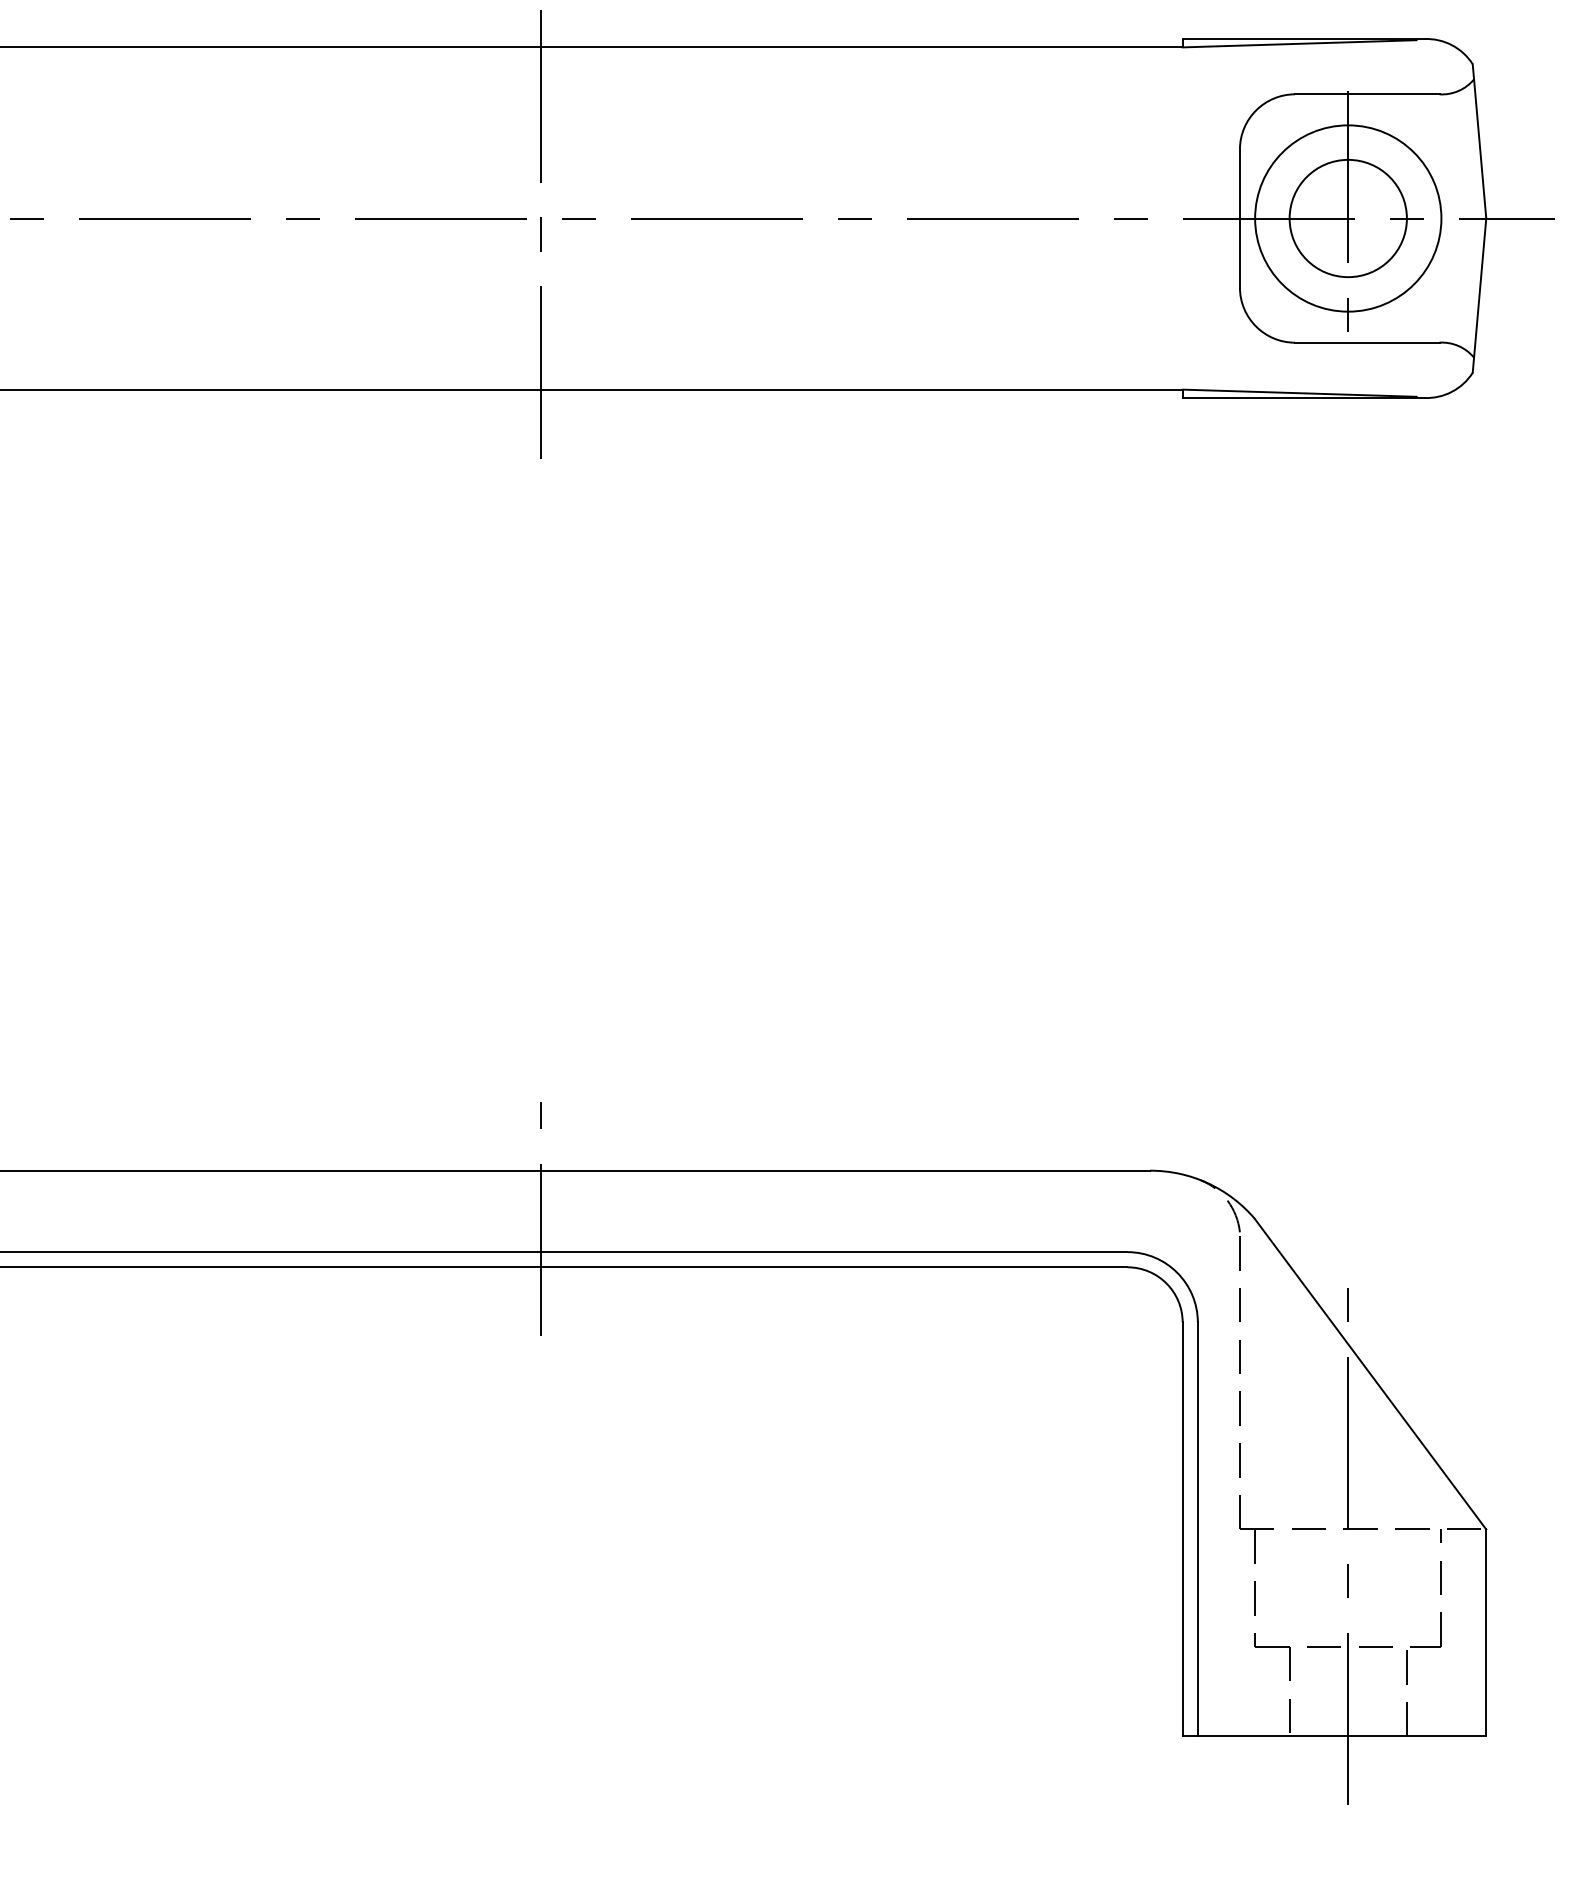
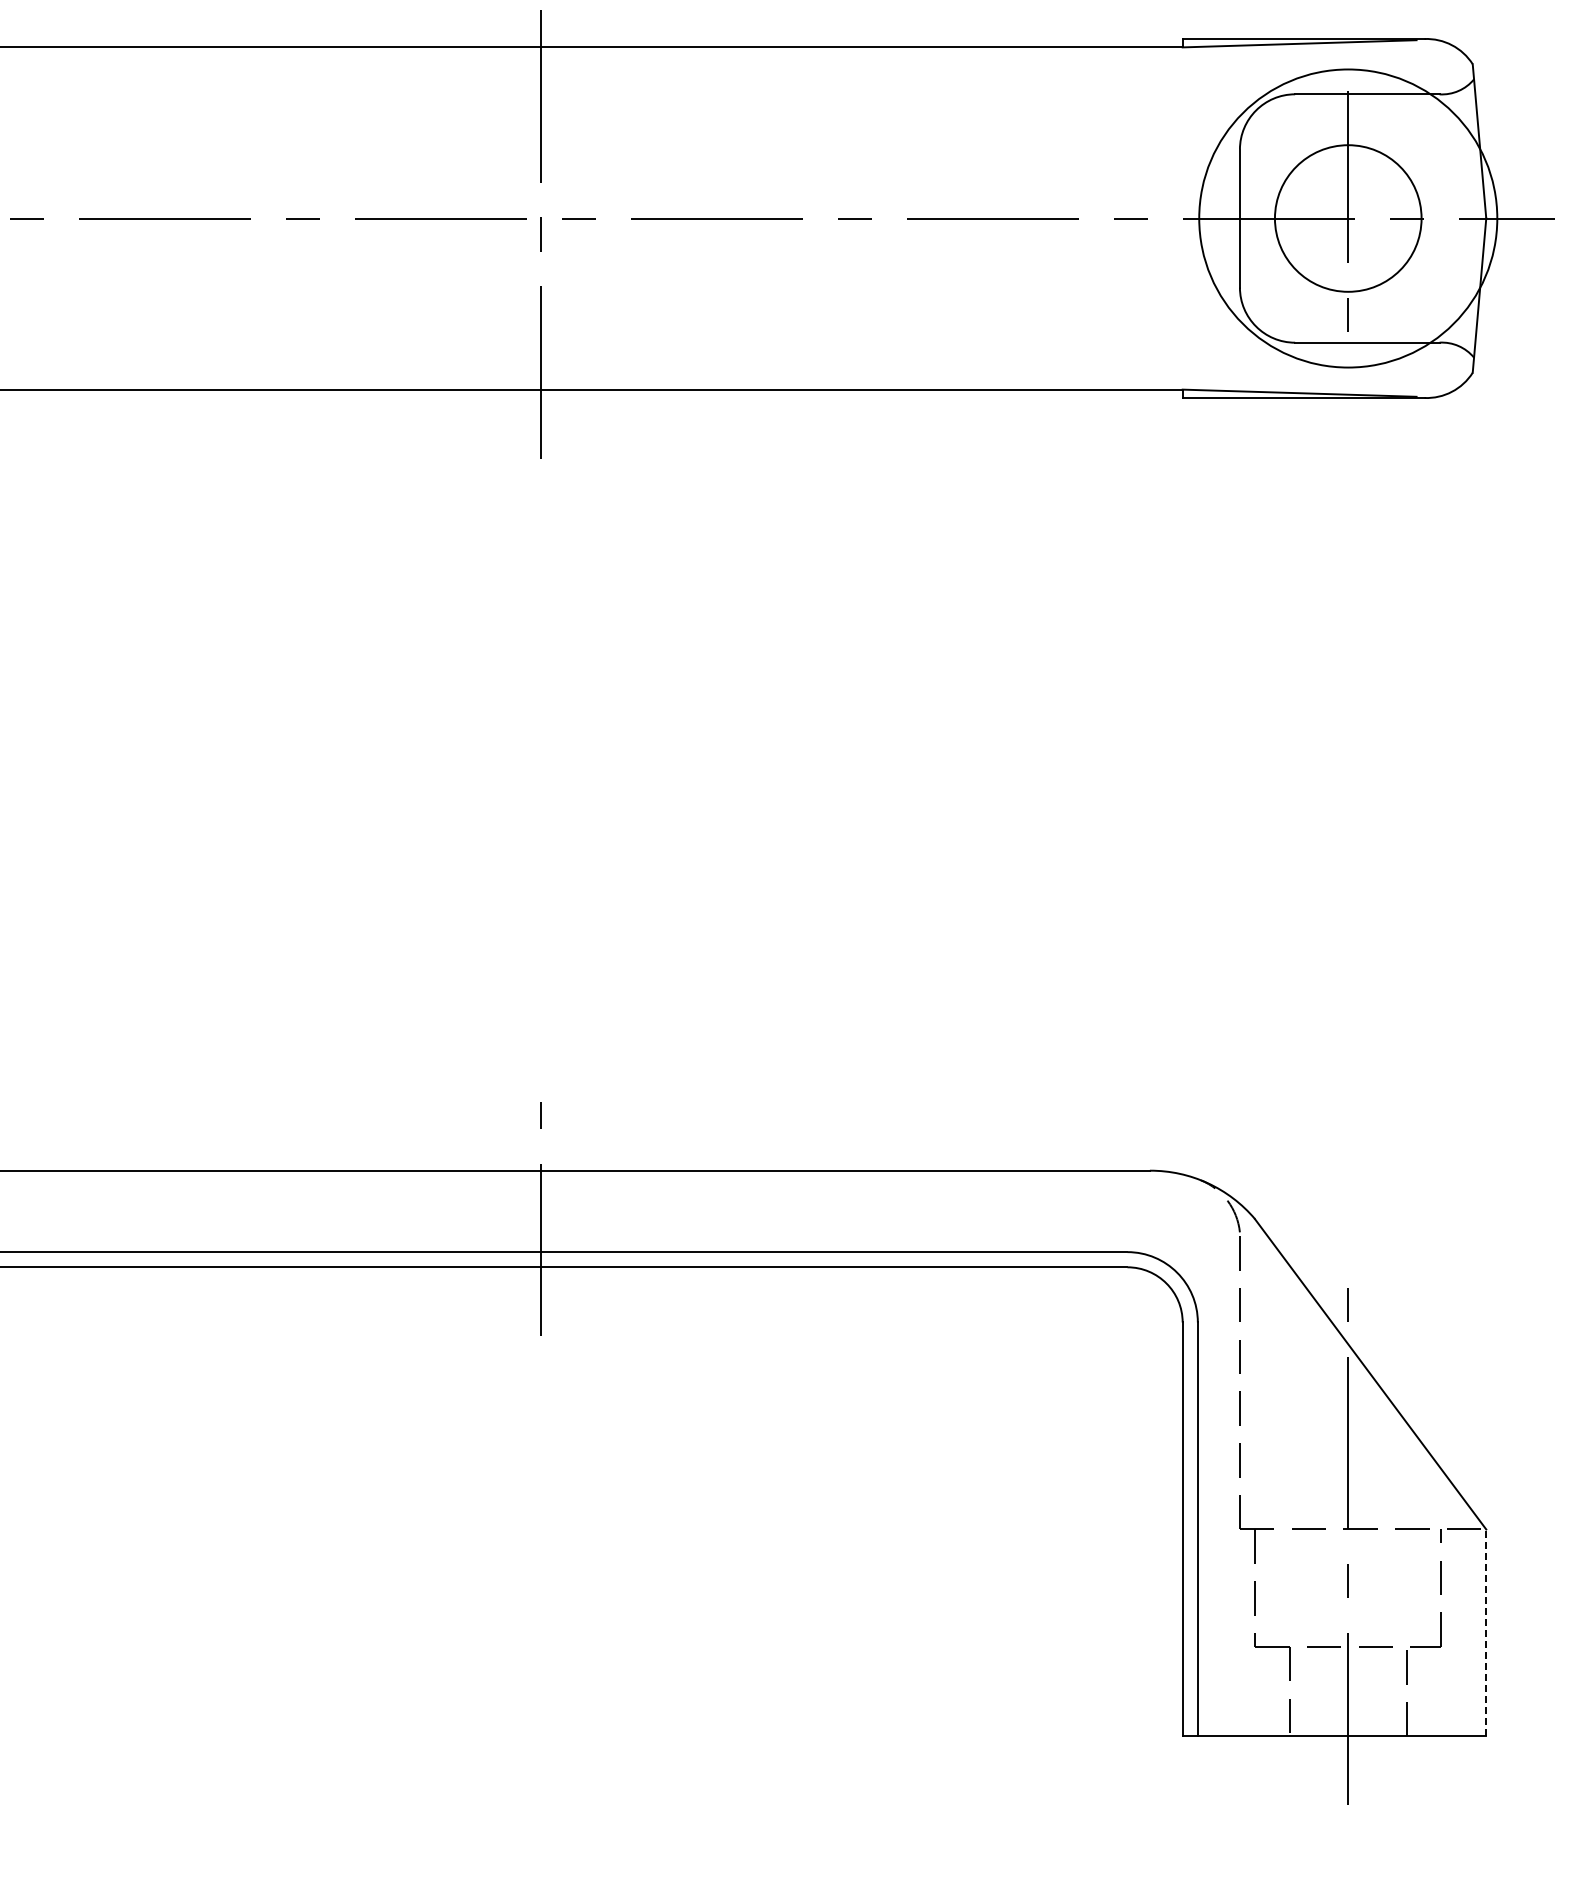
circle diameter: 117 px -> 147 px (1347, 218)
circle diameter: 186 px -> 298 px (1348, 218)
line: solid -> dashed (1486, 1632)
